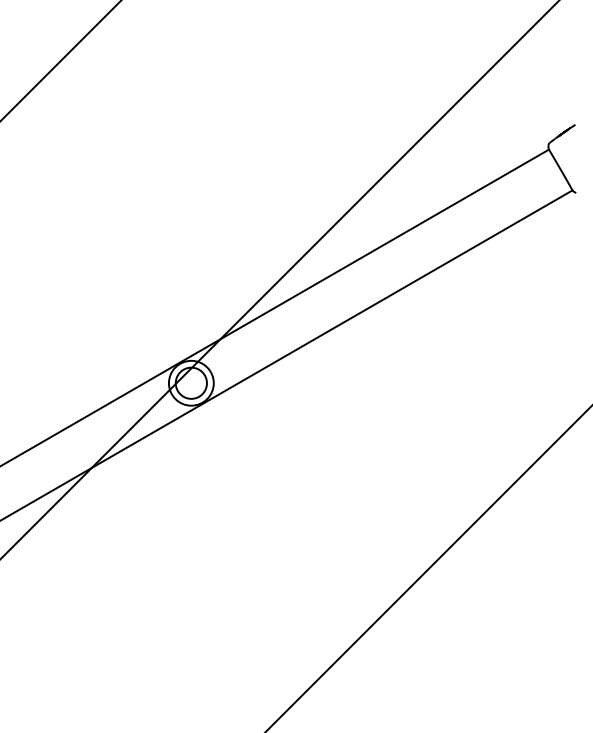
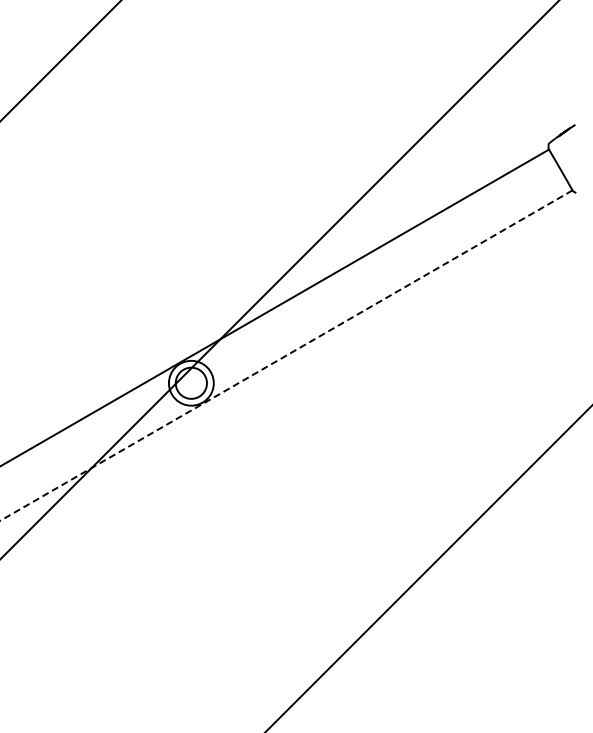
line: solid -> dashed (286, 355)
